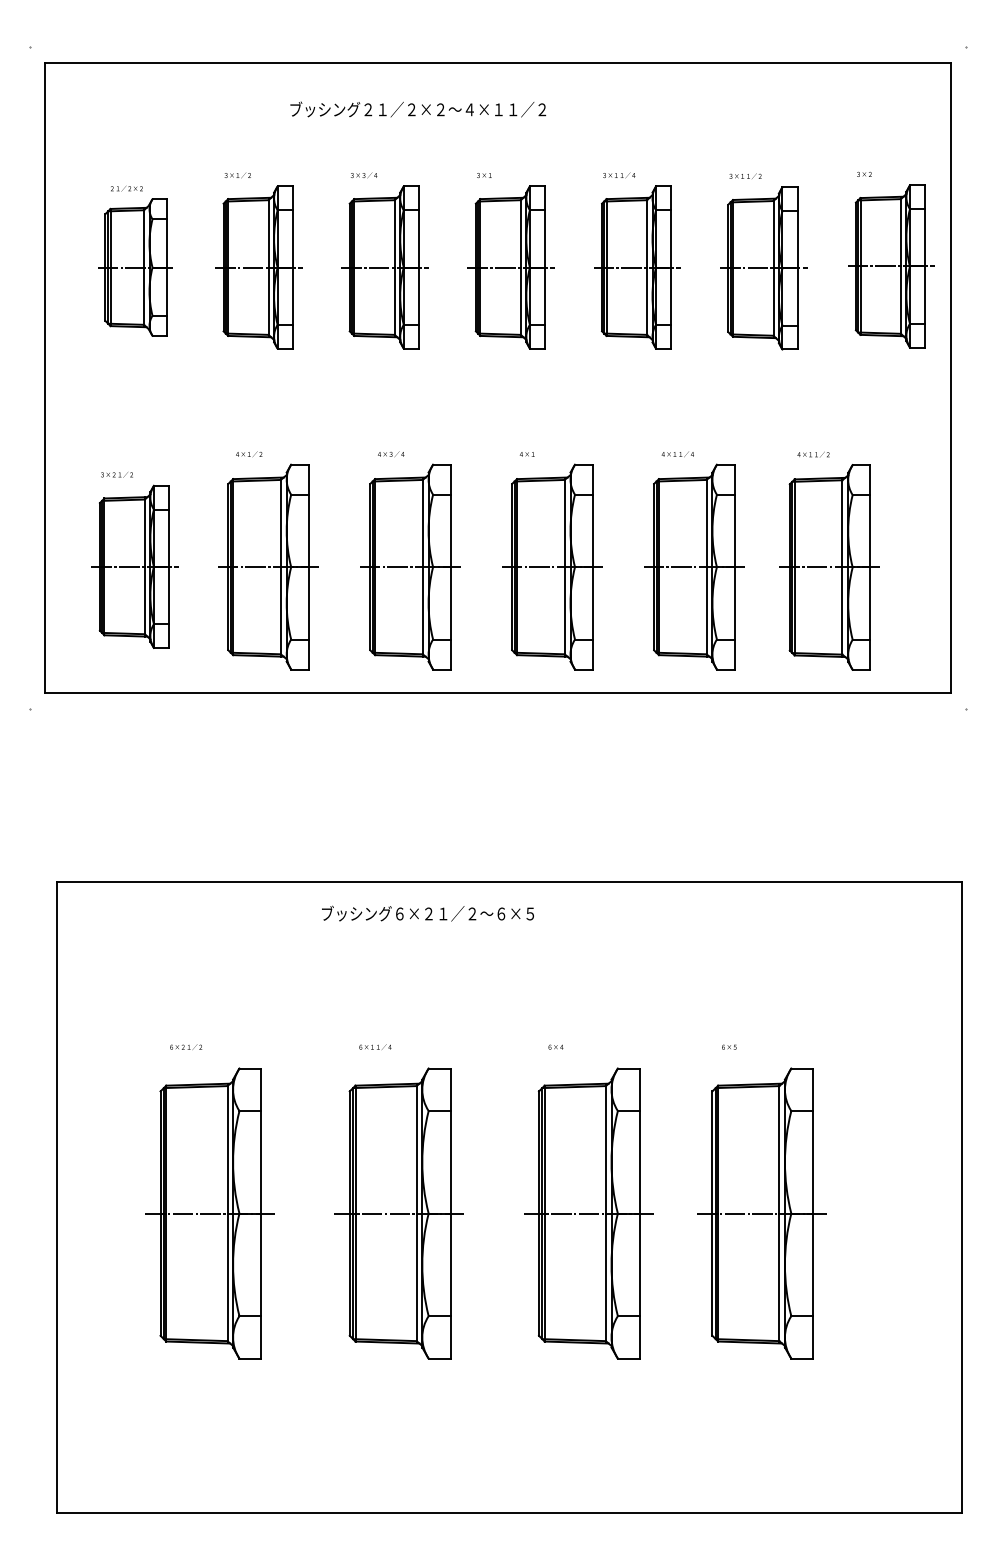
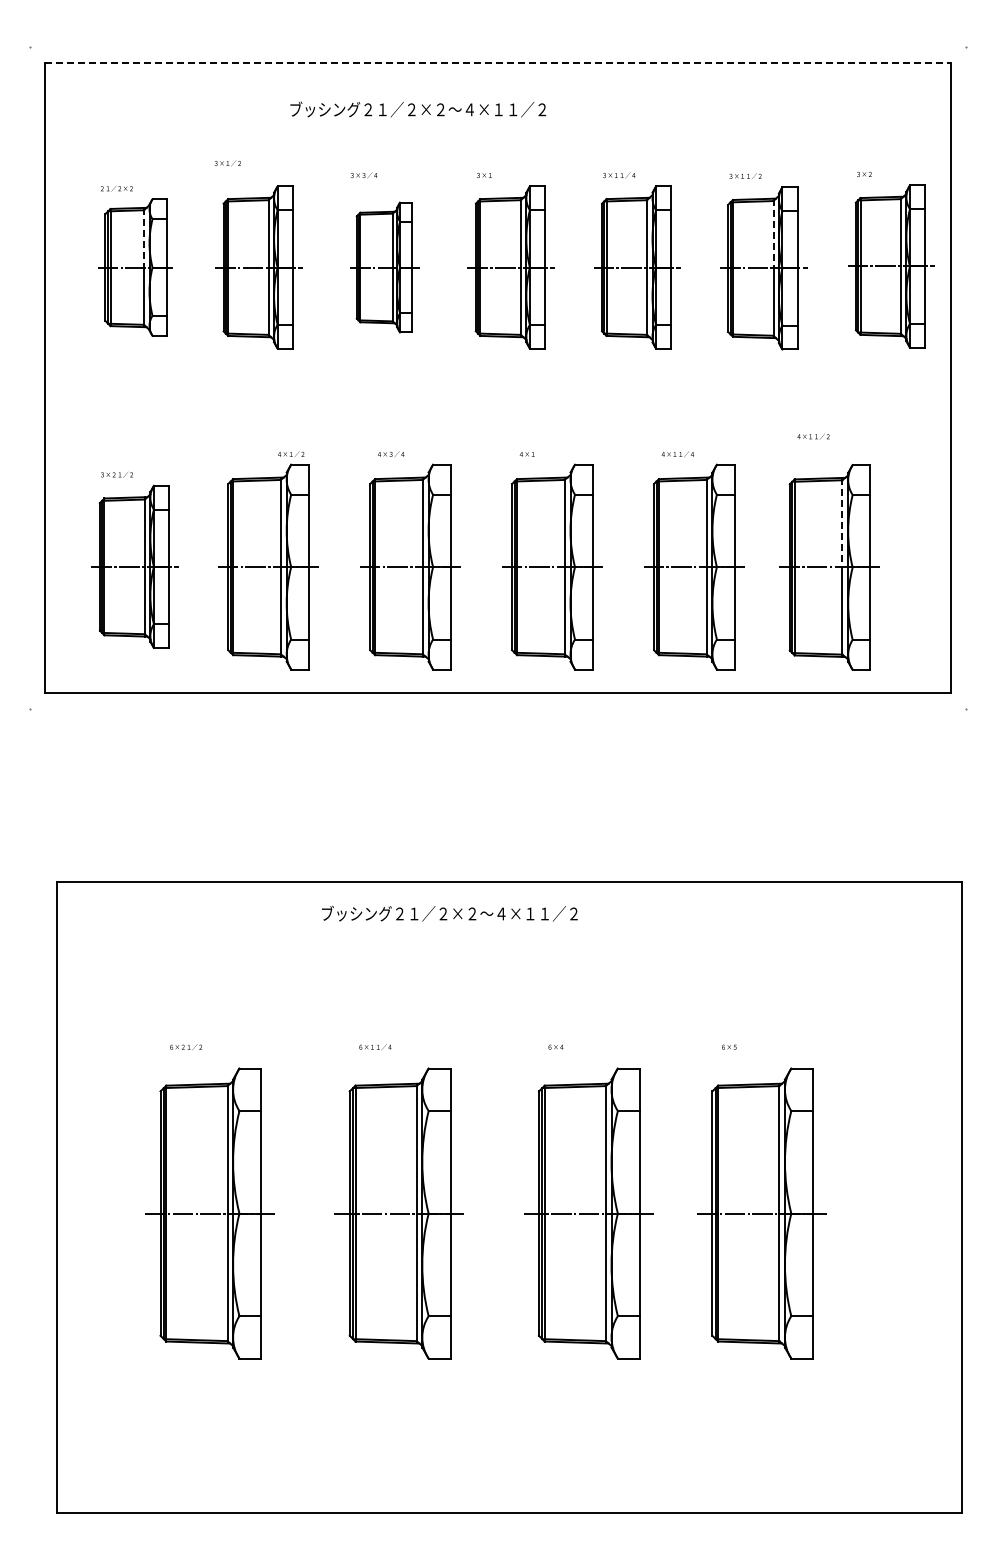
line: solid -> dashed (498, 62)
text position: (237, 175) -> (227, 163) (227, 163)
text position: (126, 188) -> (116, 188) (116, 188)
line: solid -> dashed (773, 233)
line: solid -> dashed (144, 237)
part size: 88x165 px -> 70x133 px (384, 267)
text position: (249, 454) -> (291, 454) (291, 454)
text position: (813, 454) -> (813, 436) (813, 436)
line: solid -> dashed (842, 522)
text: ブッシング６×２１／２～６×５ -> ブッシング２１／２×２～４×１１／２ (486, 913)
